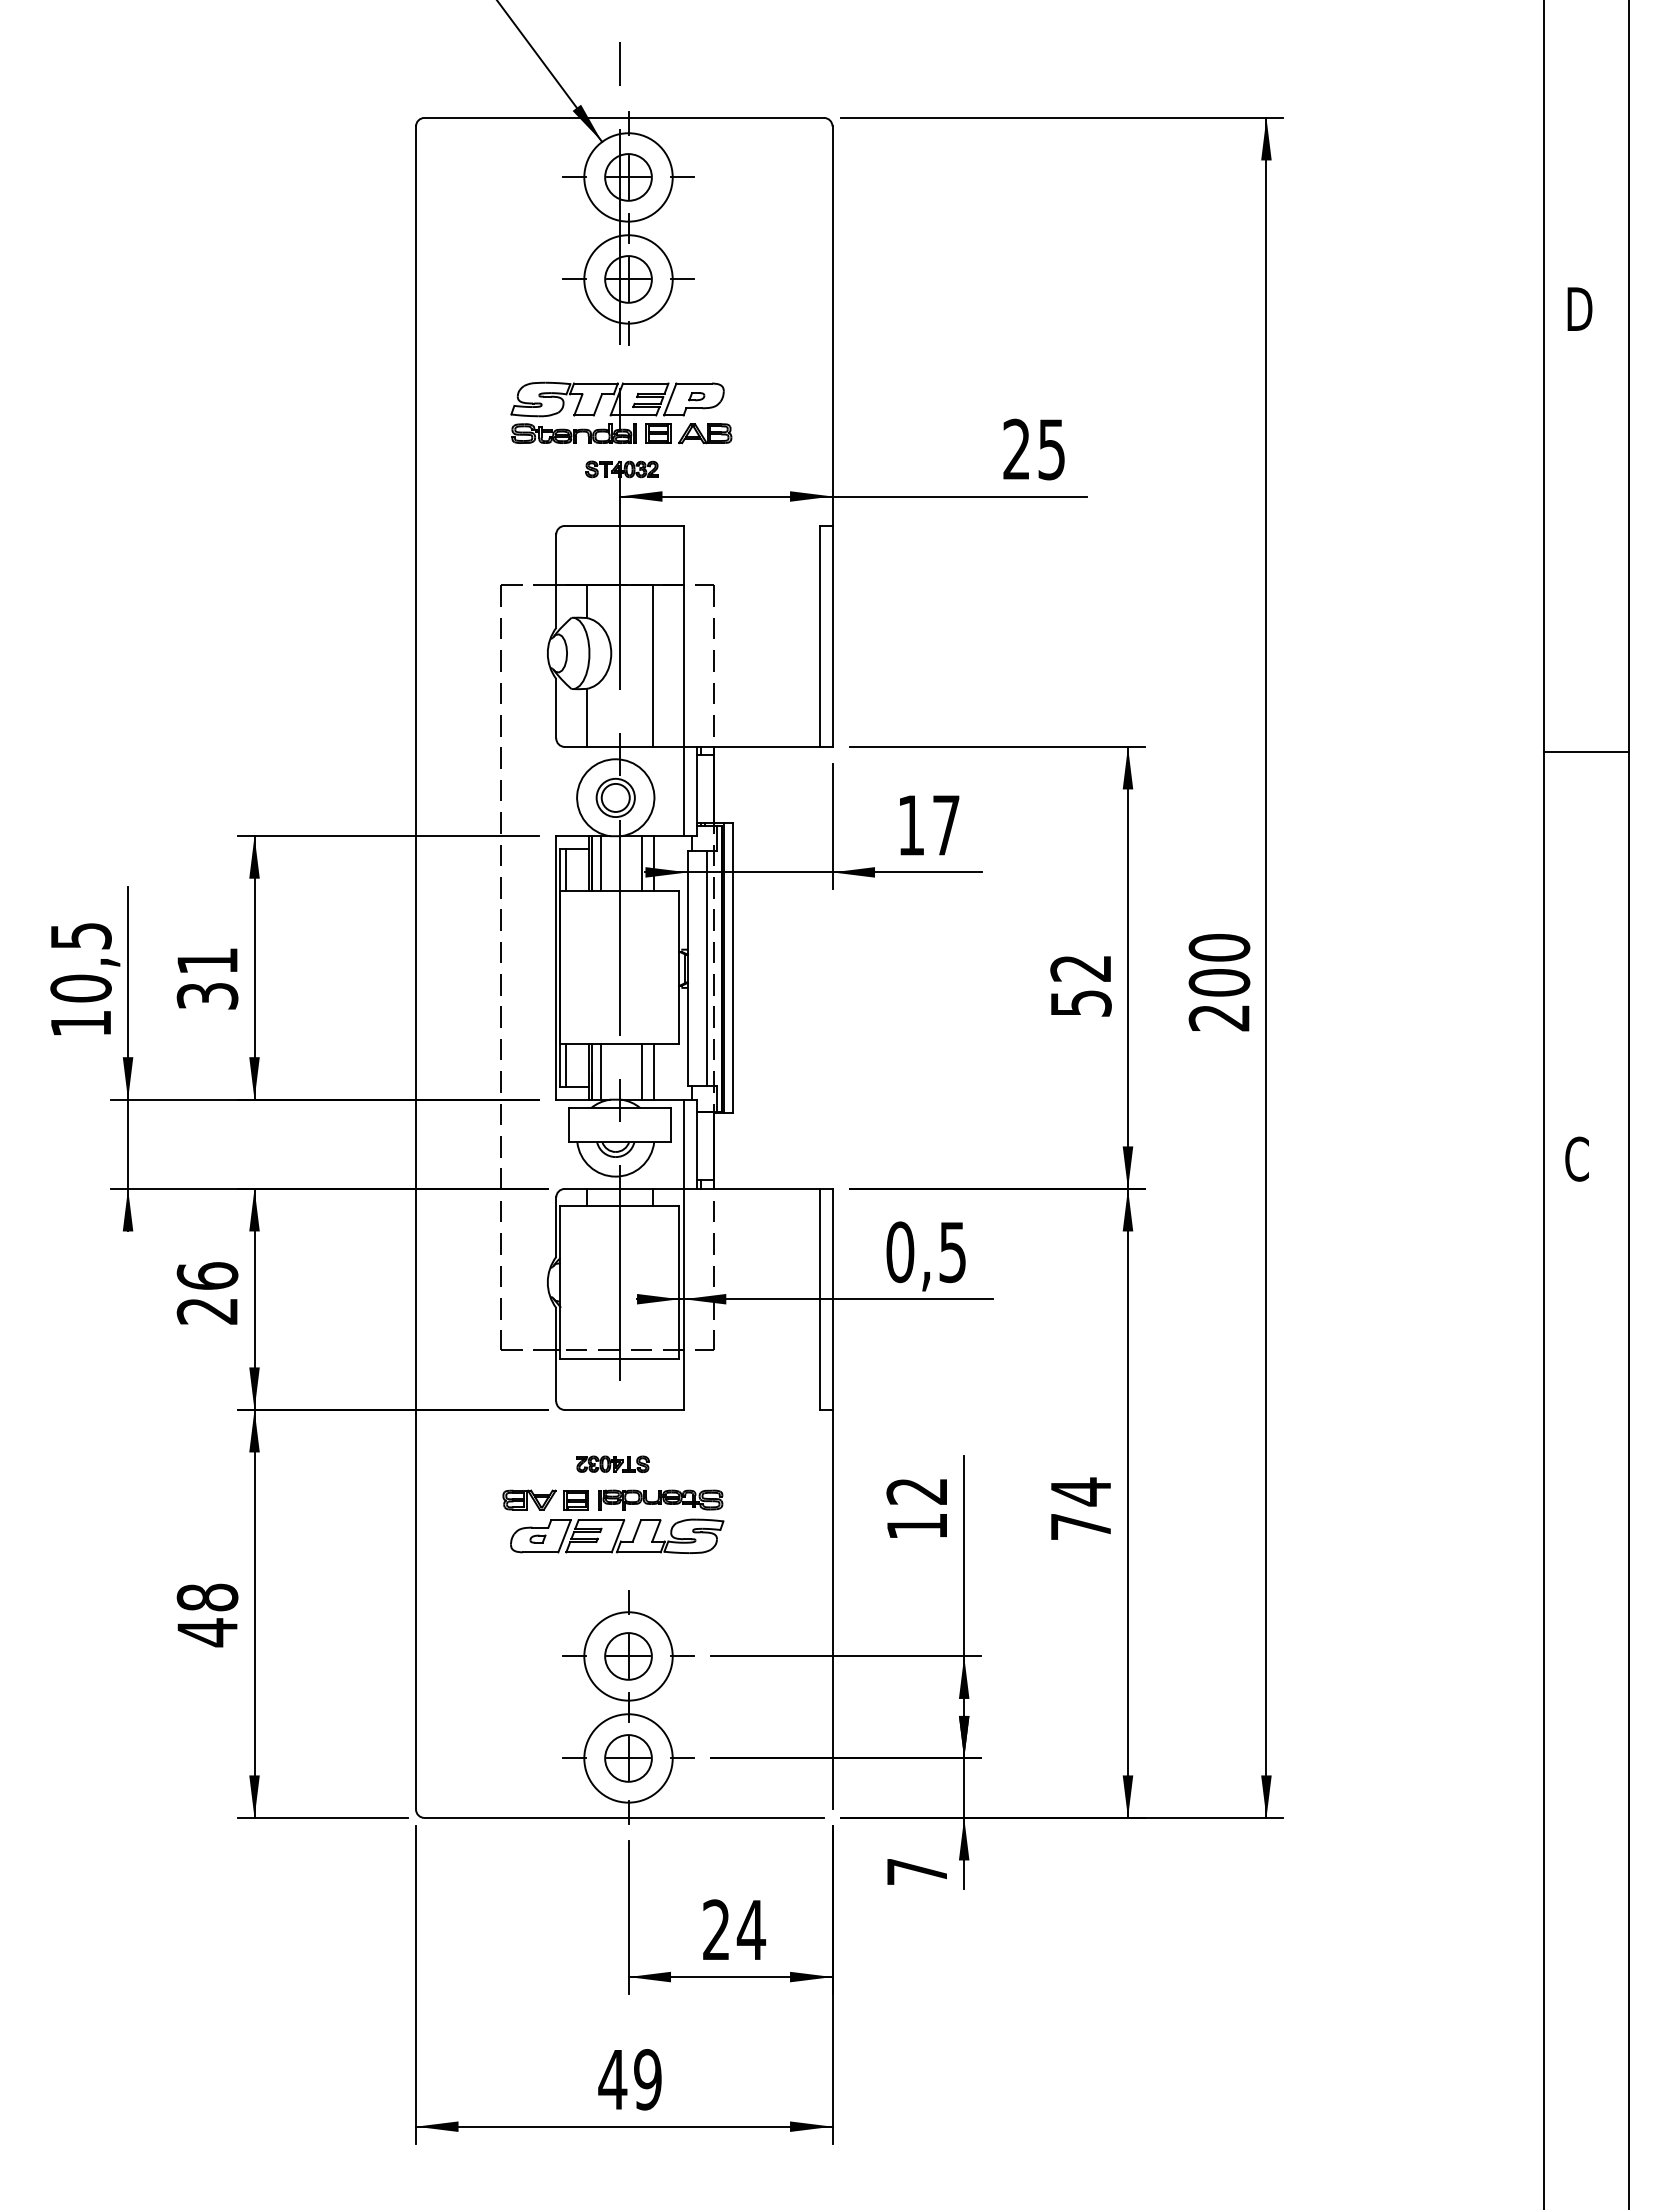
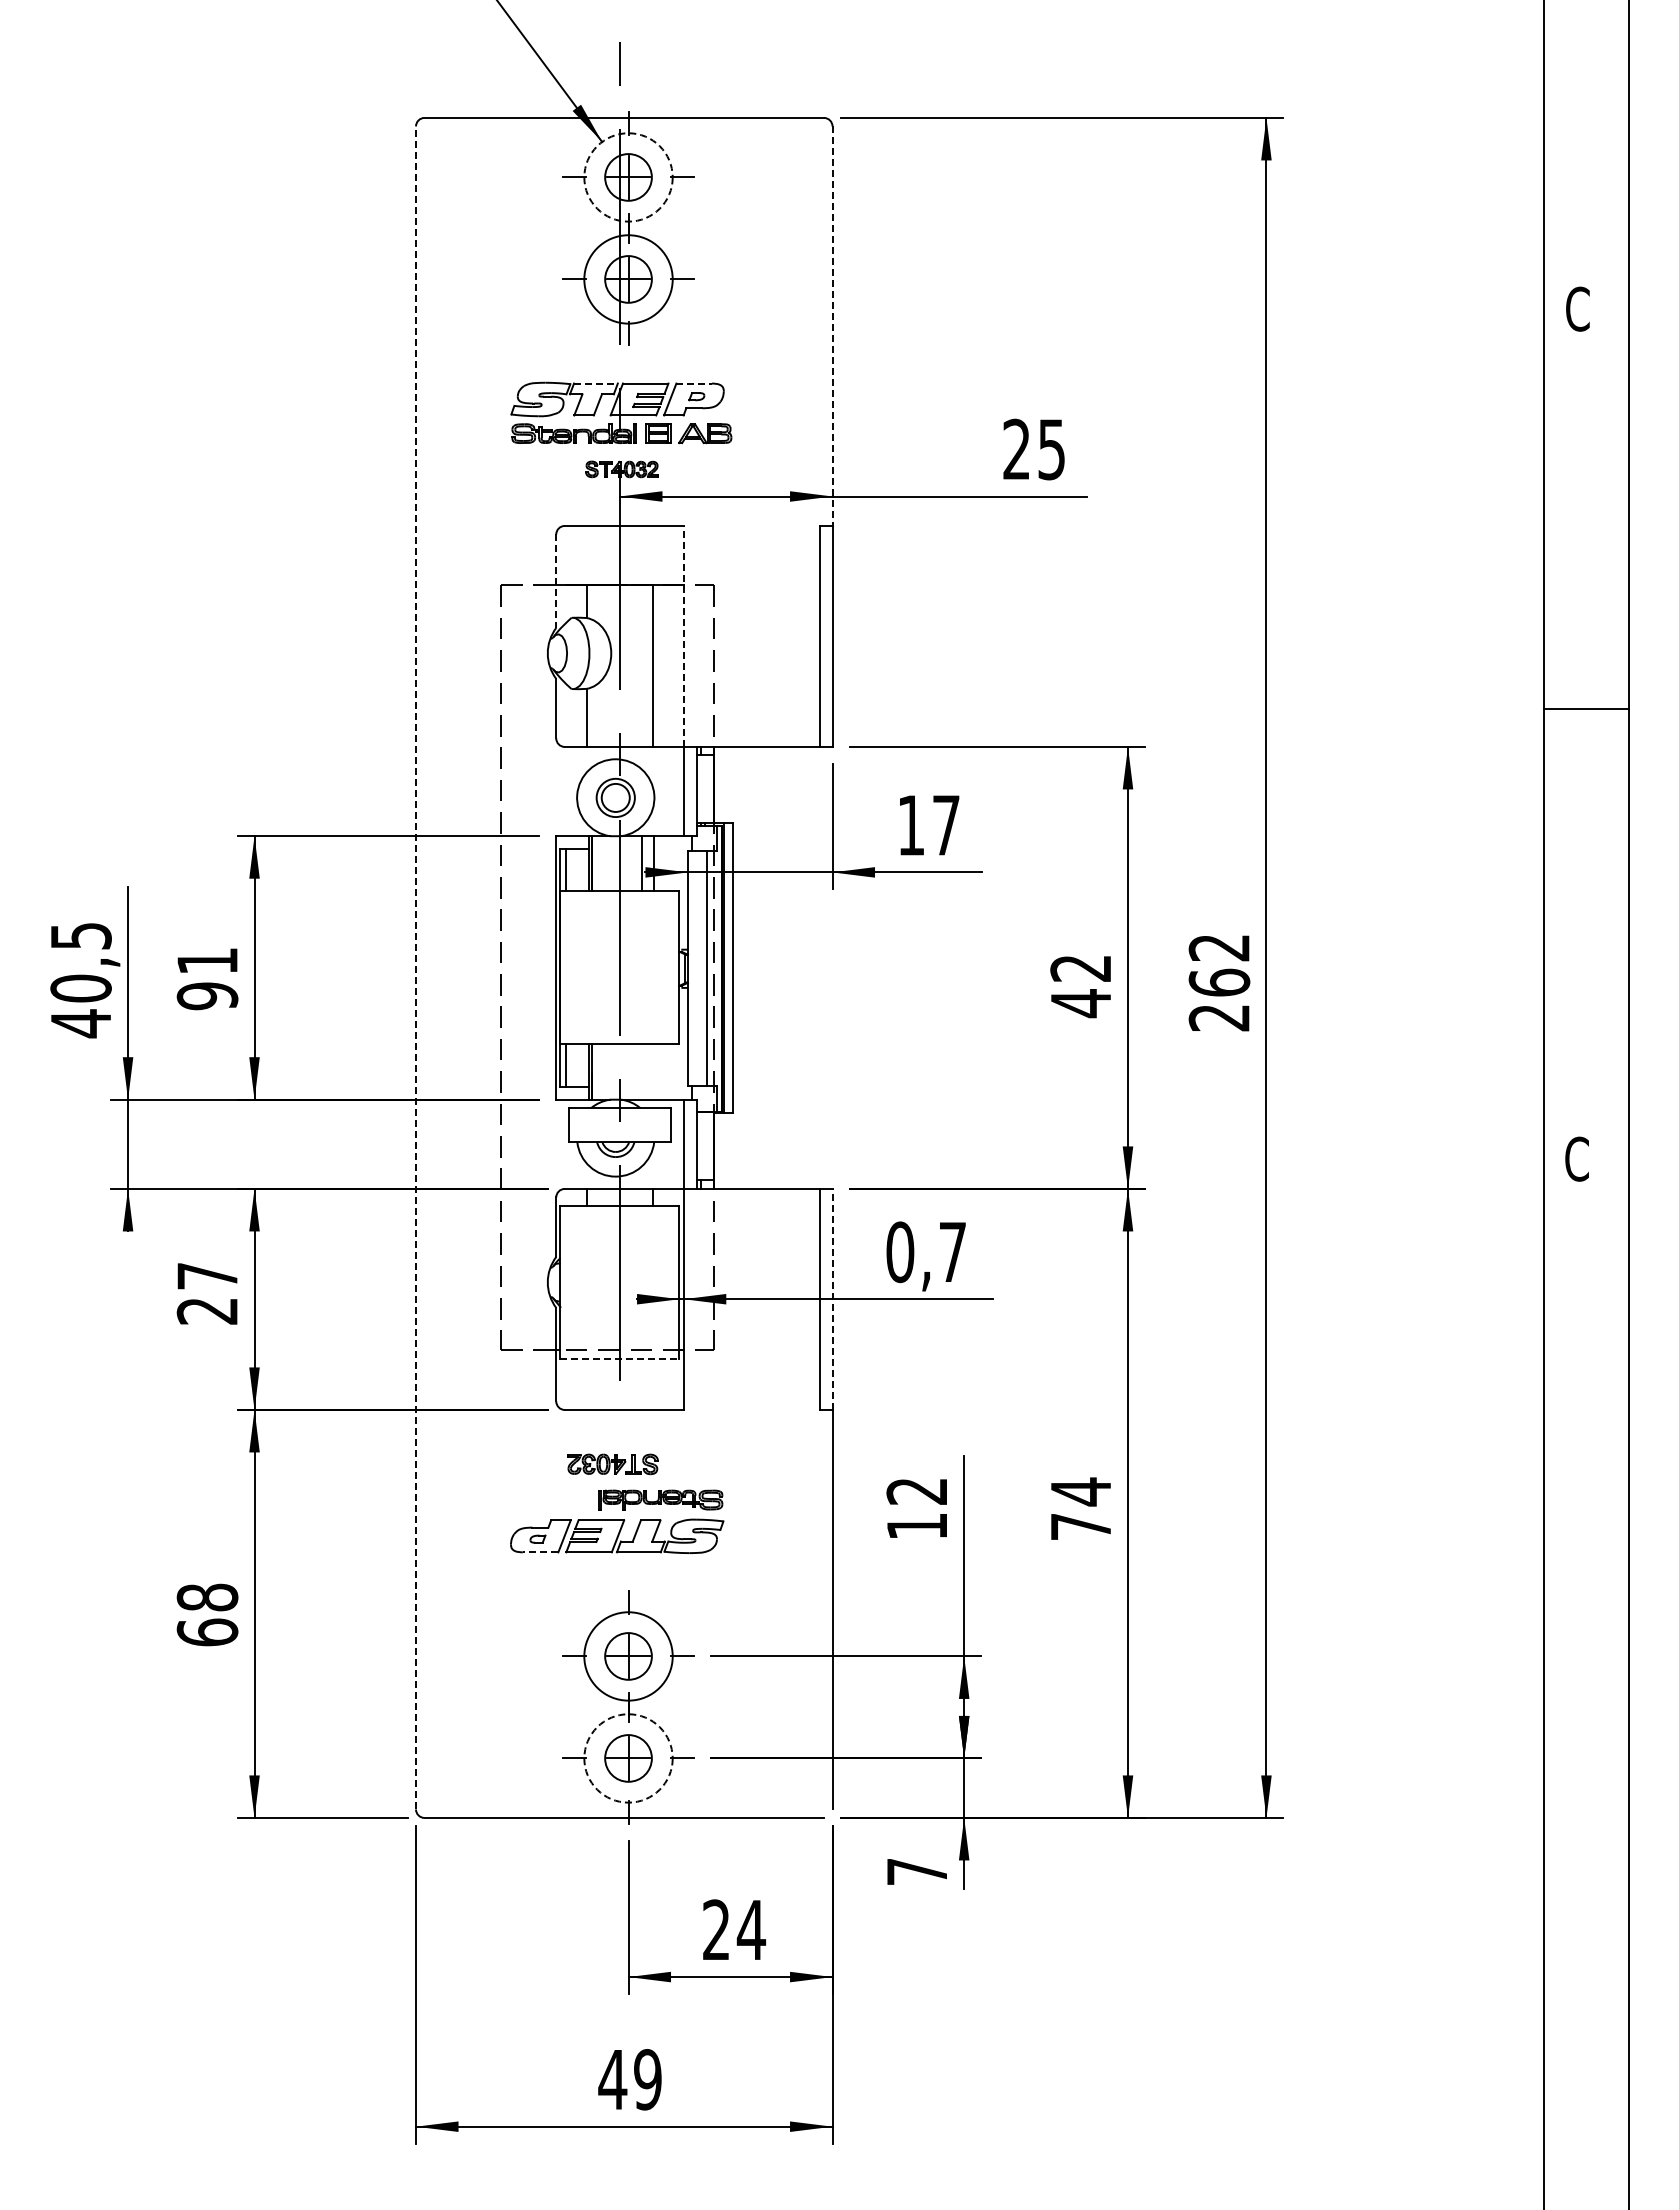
circle: solid -> dashed (628, 177)
text: D -> C (1579, 308)
line: solid -> dashed (832, 326)
line: solid -> dashed (595, 383)
line: solid -> dashed (694, 383)
line: solid -> dashed (556, 581)
line: solid -> dashed (683, 635)
line position: (1585, 751) -> (1585, 708) (1585, 708)
line: present -> none (600, 863)
text: 200 -> 262 (1219, 965)
line: solid -> dashed (416, 967)
text: 31 -> 91 (207, 996)
text: 52 -> 42 (1081, 1003)
text: 10,5 -> 40,5 (80, 1023)
line: present -> none (600, 1071)
line: present -> none (641, 1071)
line: present -> none (654, 1071)
text: 0,5 -> 0,7 (952, 1252)
text: 26 -> 27 (207, 1275)
line: solid -> dashed (832, 1298)
line: solid -> dashed (620, 1358)
part size: 74x18 px -> 92x23 px (612, 1464)
part: present -> none (545, 1499)
line: solid -> dashed (540, 1552)
text: 48 -> 68 (207, 1632)
circle: solid -> dashed (628, 1758)
